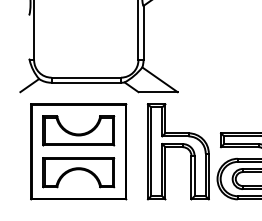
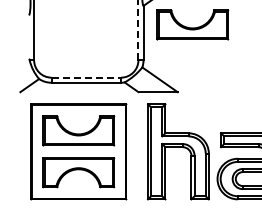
part: none -> present (192, 24)
line: solid -> dashed (138, 30)
line: solid -> dashed (86, 77)
